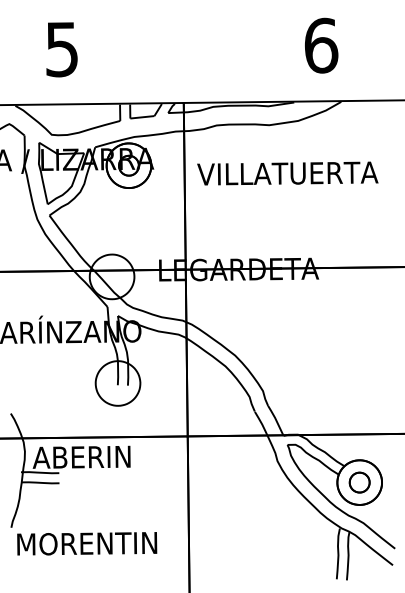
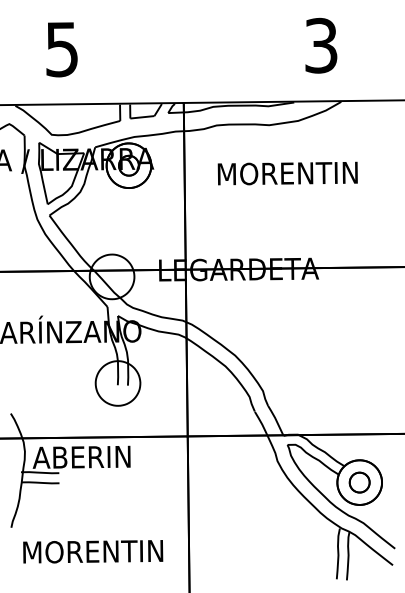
text: 6 -> 3 (321, 45)
text: VILLATUERTA -> MORENTIN (287, 173)
text position: (87, 543) -> (93, 551) (93, 551)
